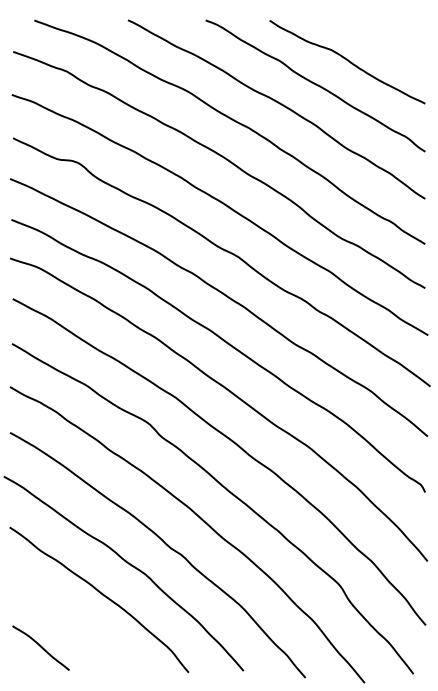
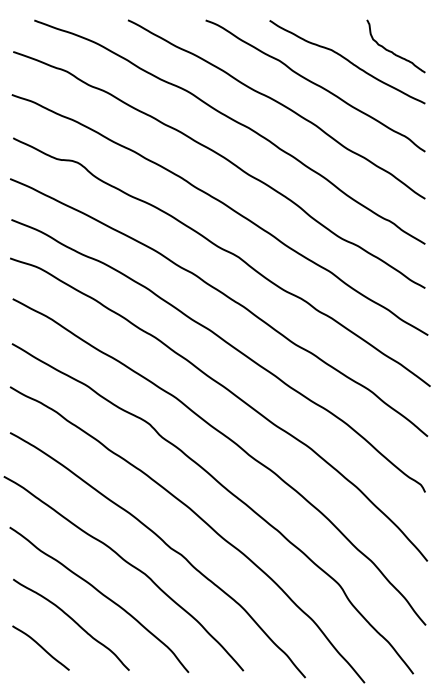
curve: none -> present (392, 51)
curve: none -> present (73, 621)
